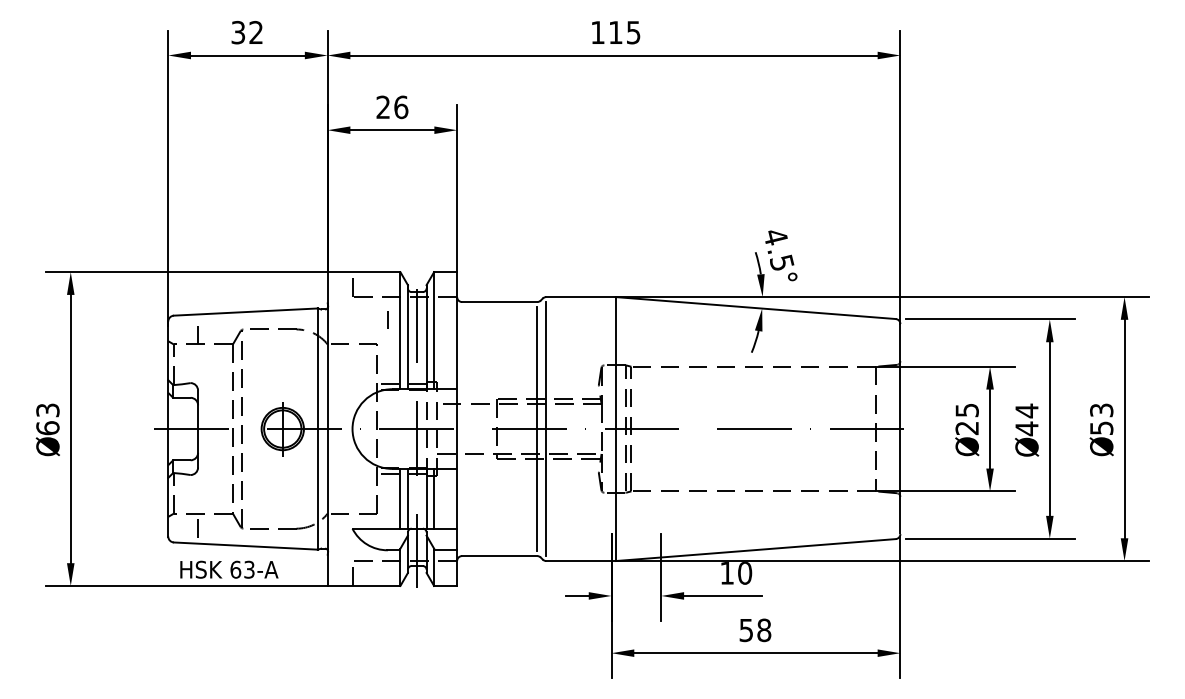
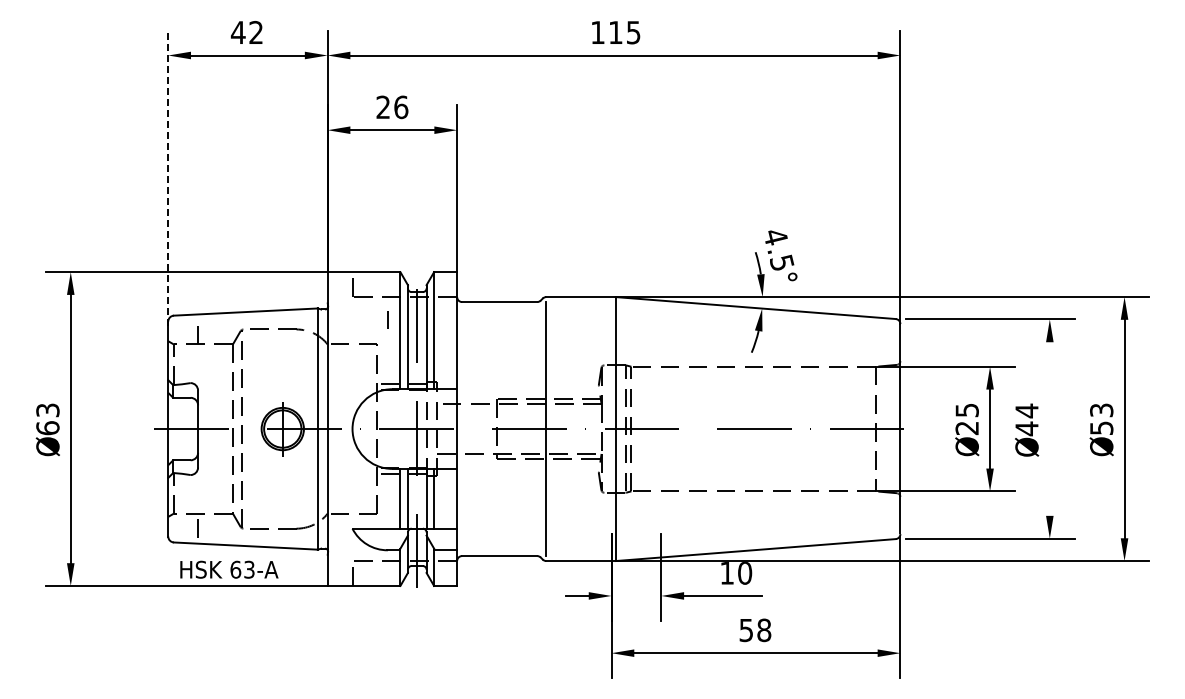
text: 32 -> 42 (237, 32)
line: solid -> dashed (168, 178)
line: present -> none (1049, 428)
line: present -> none (537, 429)
